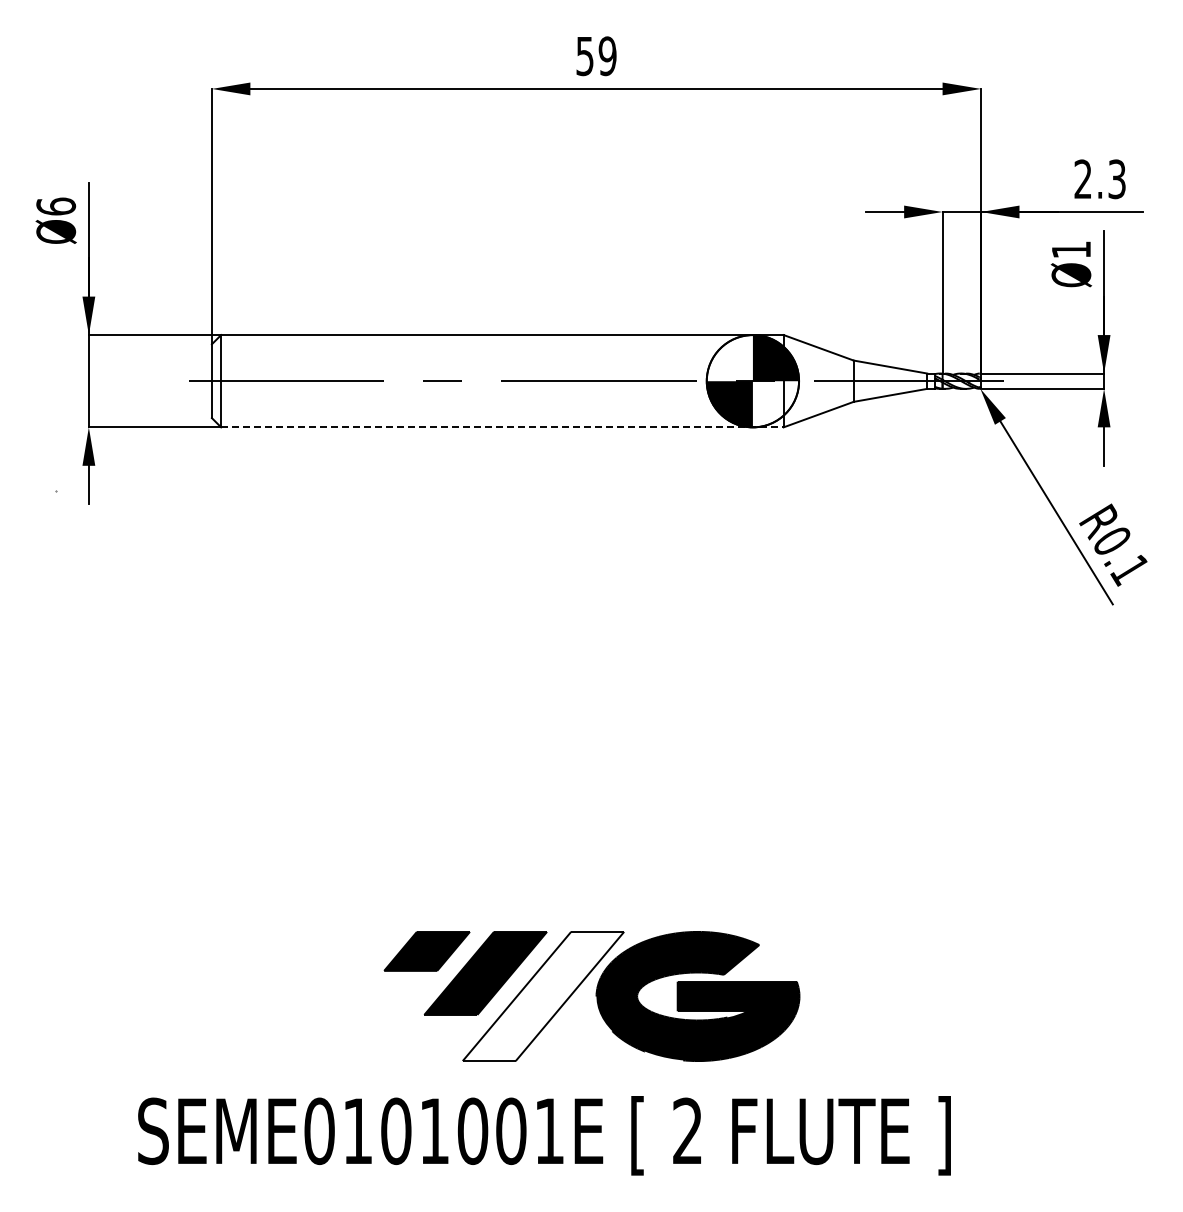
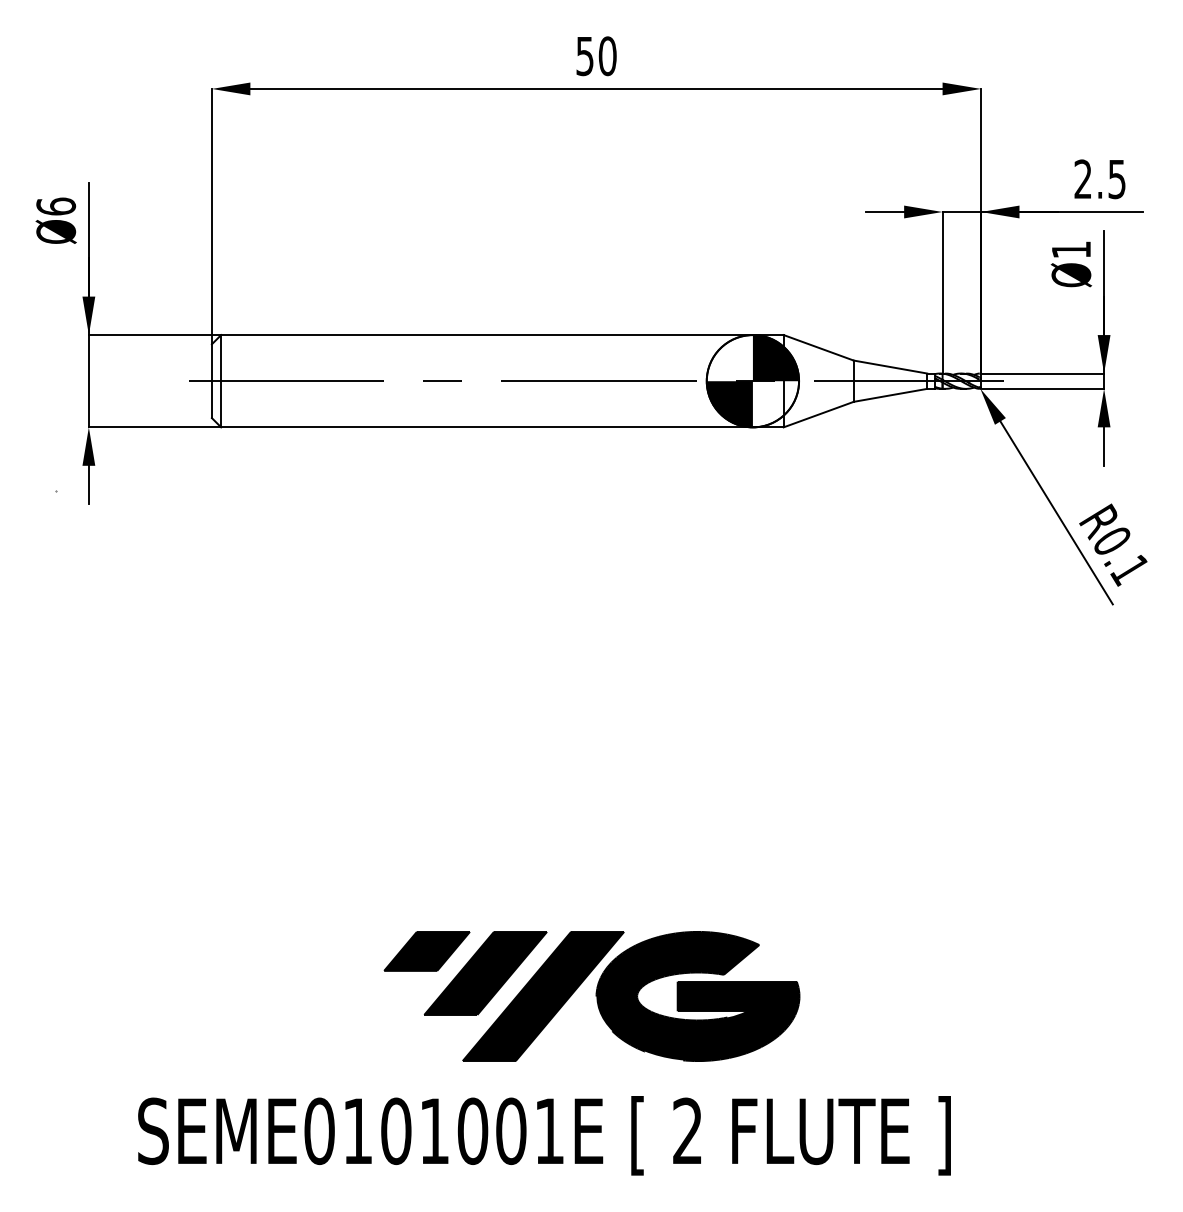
text: 59 -> 50 (607, 56)
text: 2.3 -> 2.5 (1117, 178)
line: dashed -> solid (502, 427)
fill: none -> present (543, 996)
